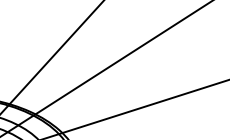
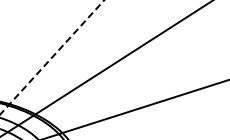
line: solid -> dashed (51, 57)
